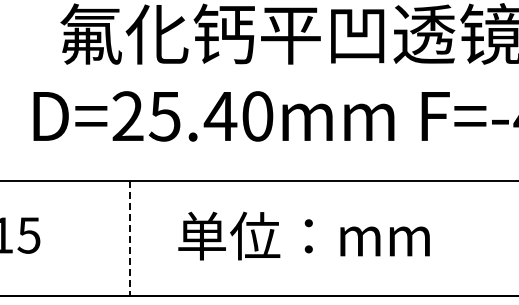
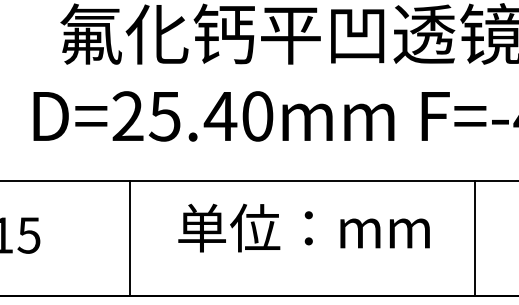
text position: (303, 235) -> (303, 227) (303, 227)
line: none -> present (475, 238)
line: dashed -> solid (130, 239)
